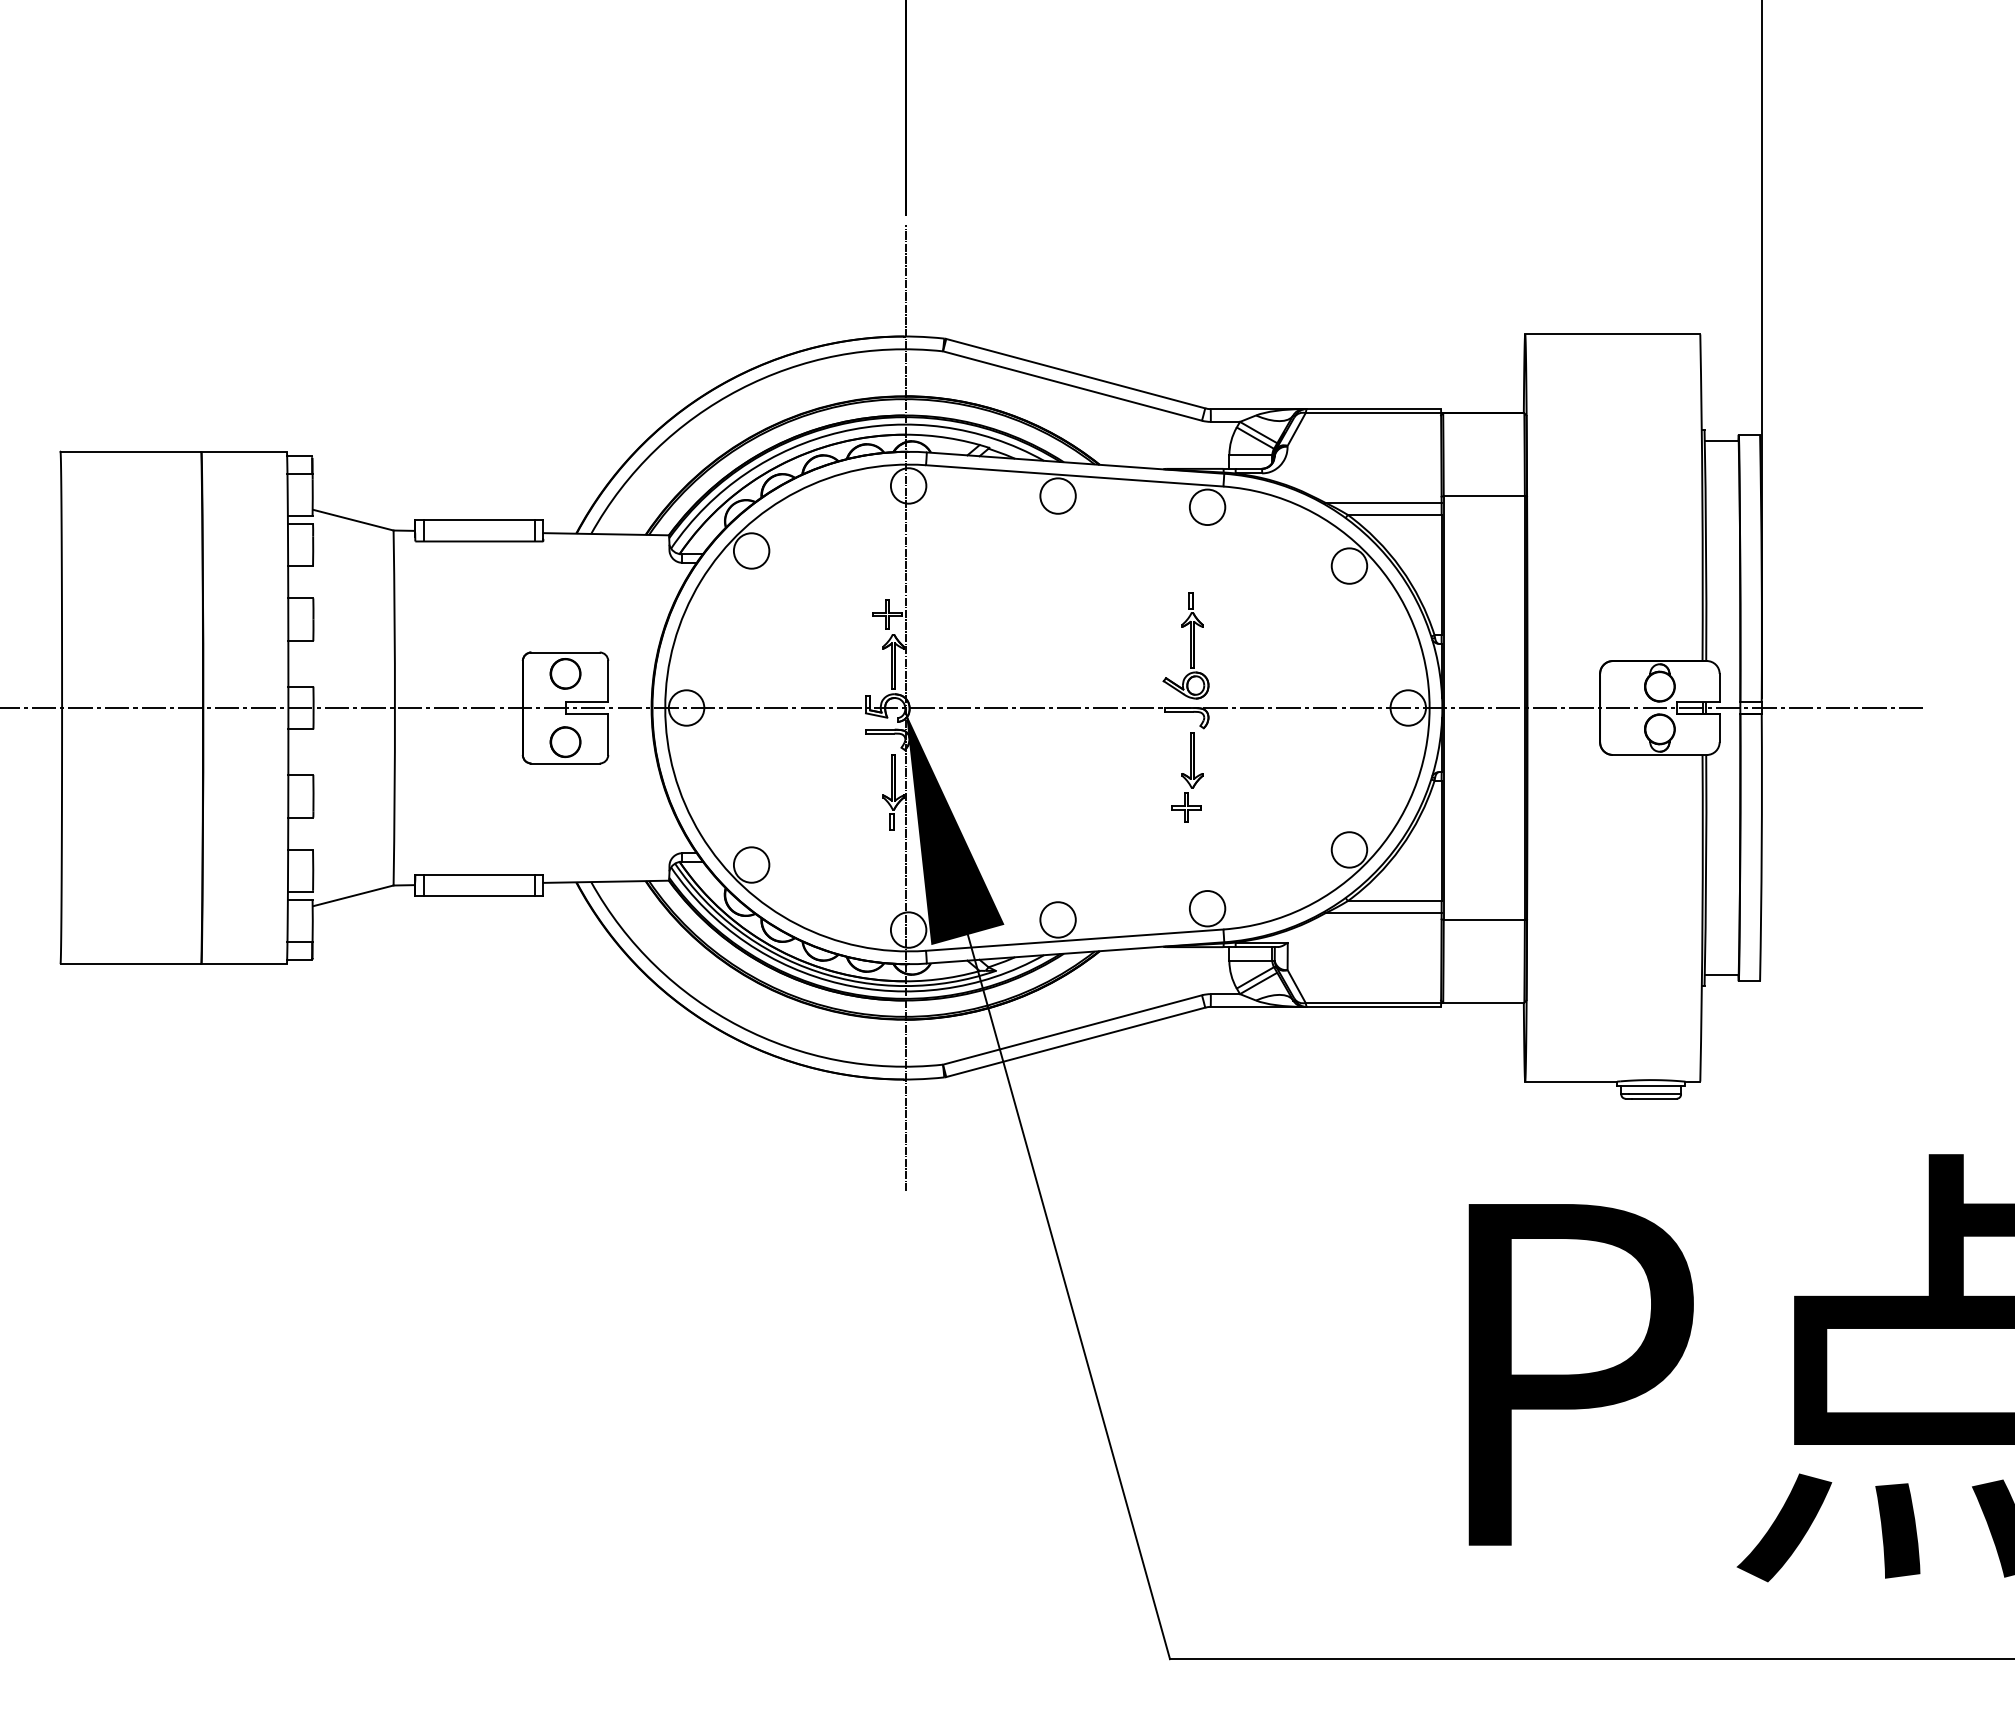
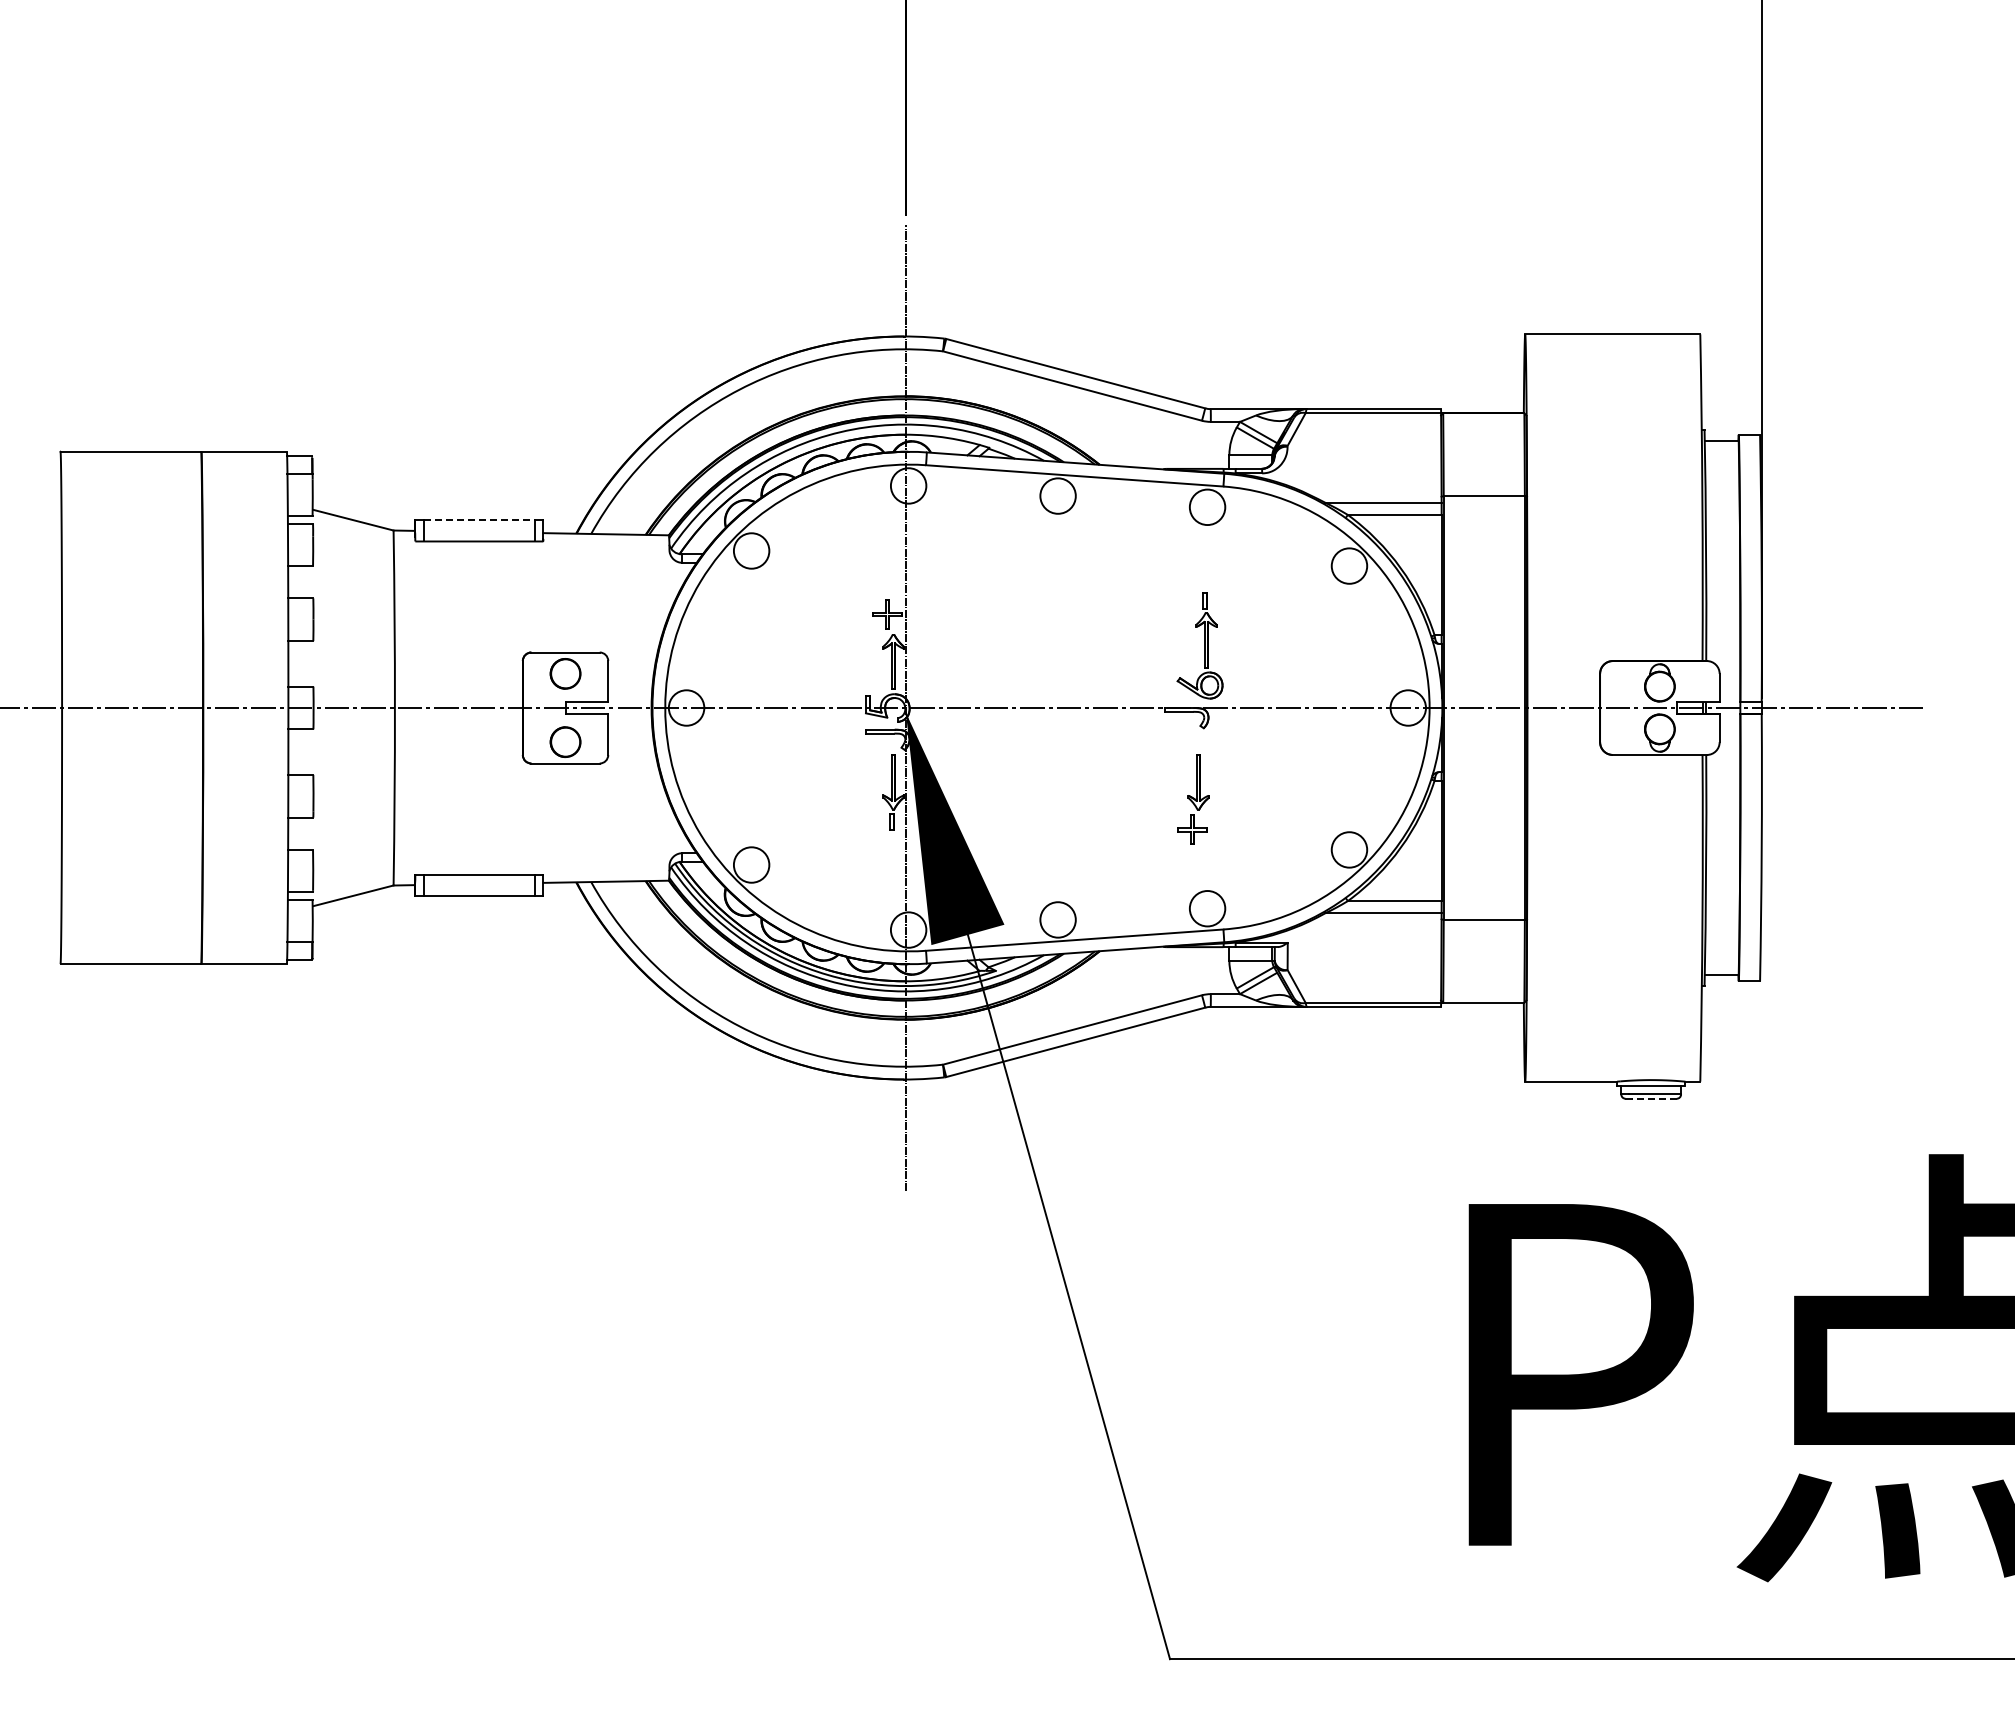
line: solid -> dashed (479, 520)
part position: (1185, 645) -> (1199, 645) (1199, 645)
part position: (1187, 777) -> (1193, 799) (1193, 799)
line: solid -> dashed (1653, 1098)
